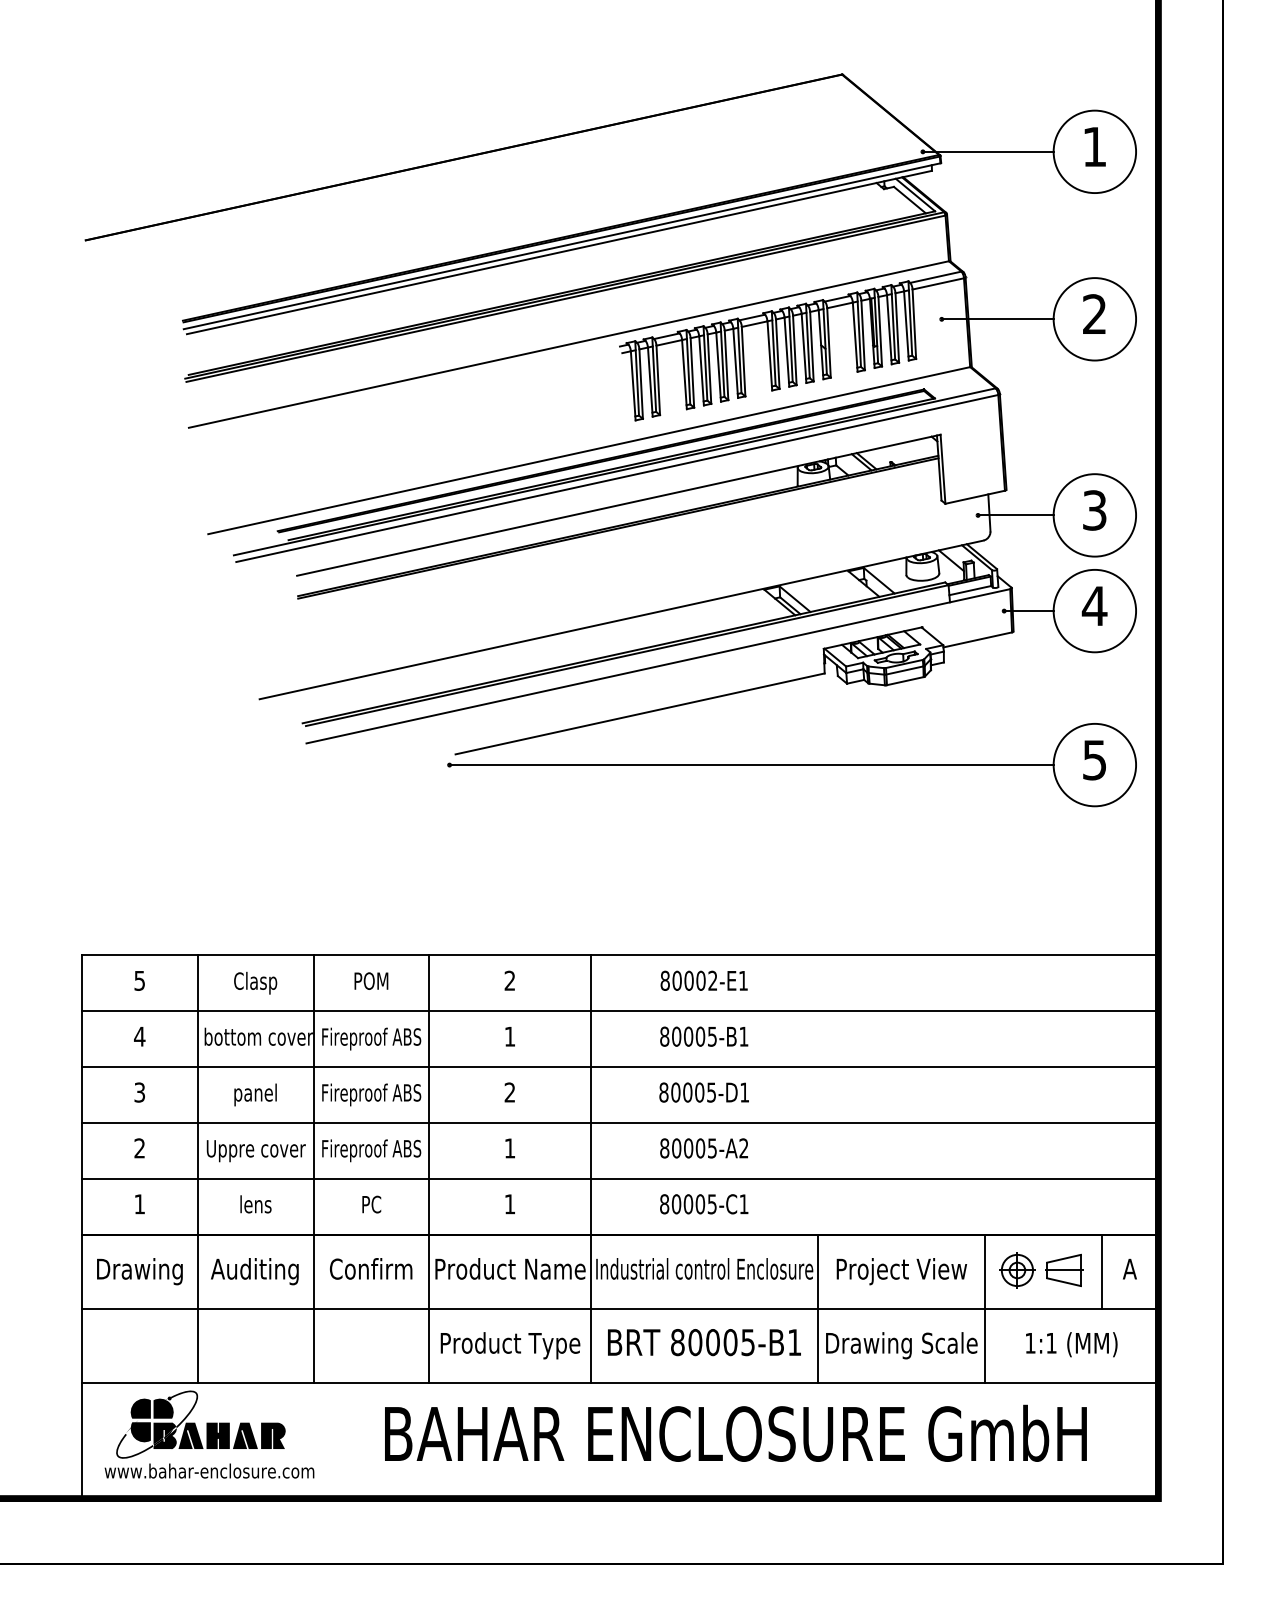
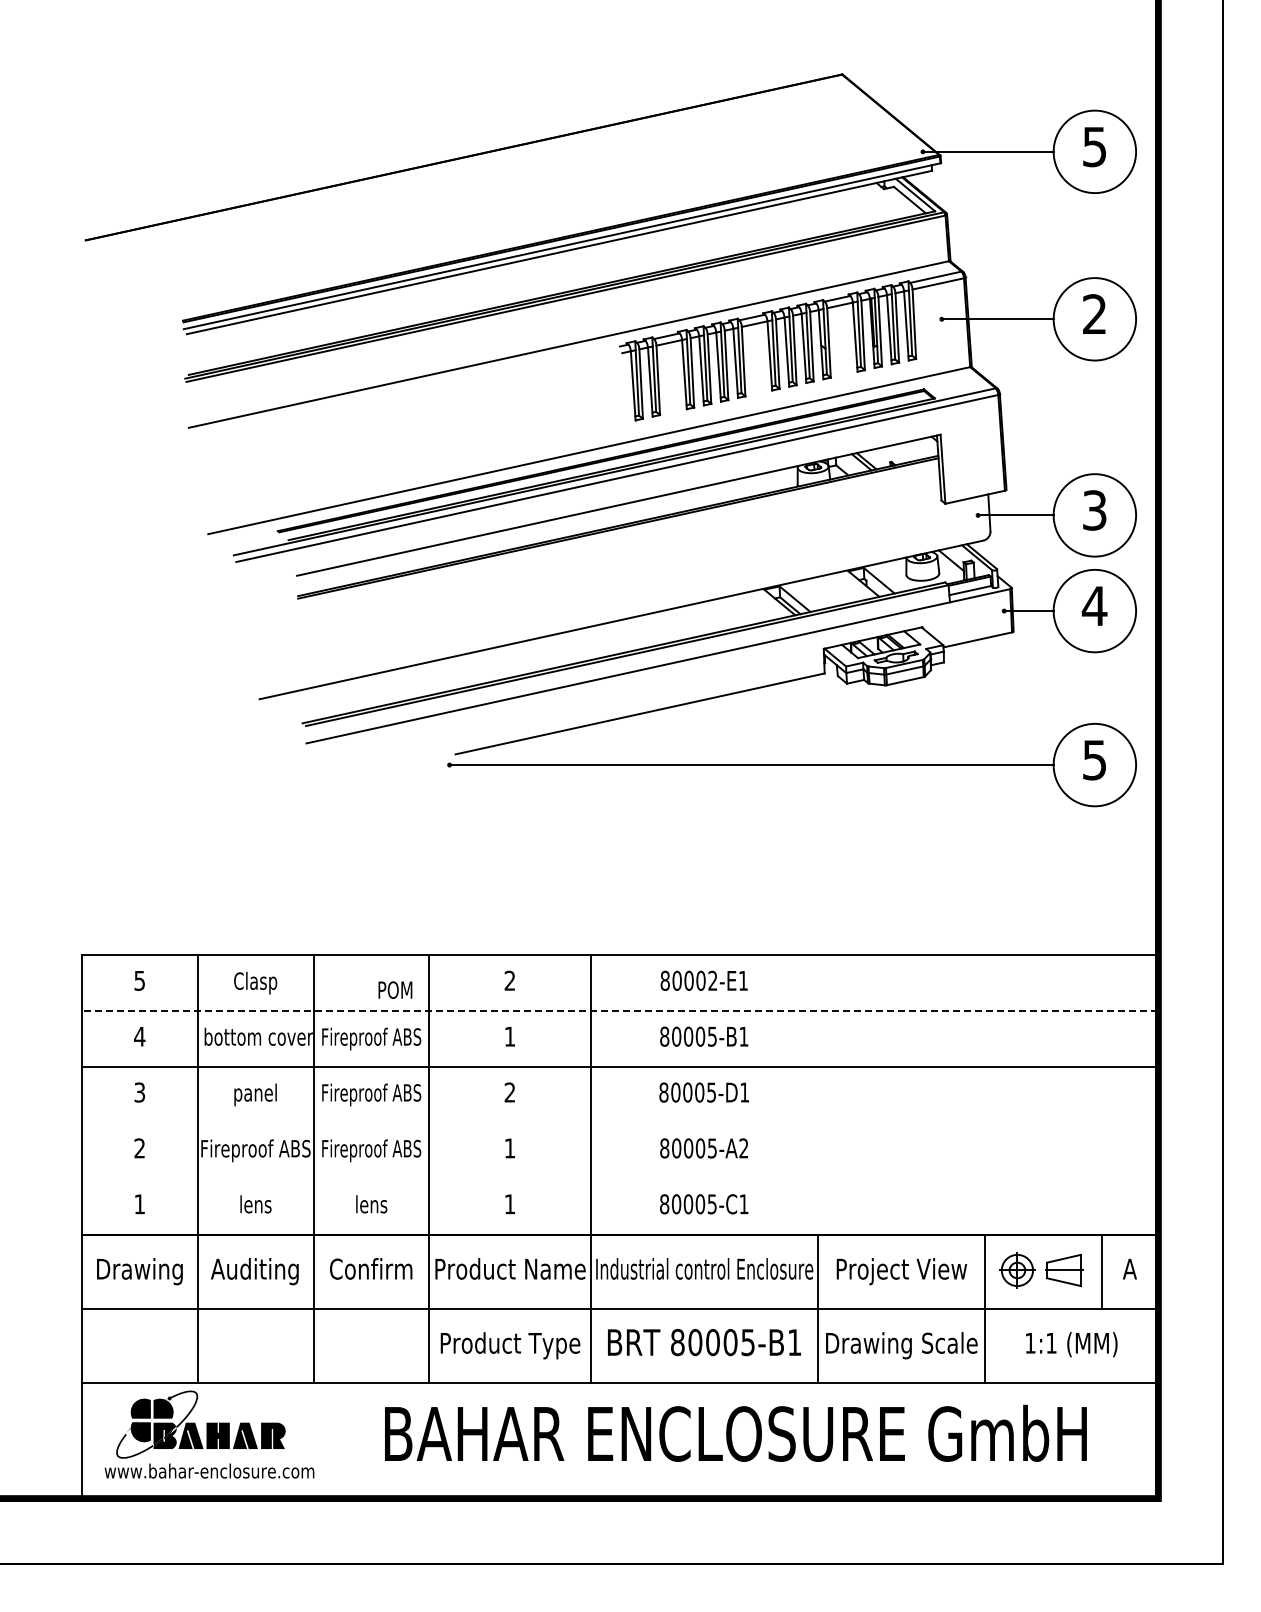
text: 1 -> 5 (1094, 147)
text position: (371, 980) -> (395, 989) (395, 989)
line: solid -> dashed (619, 1011)
line: present -> none (619, 1122)
text: Uppre cover -> Fireproof ABS (255, 1150)
line: present -> none (619, 1178)
text: PC -> lens (371, 1204)
